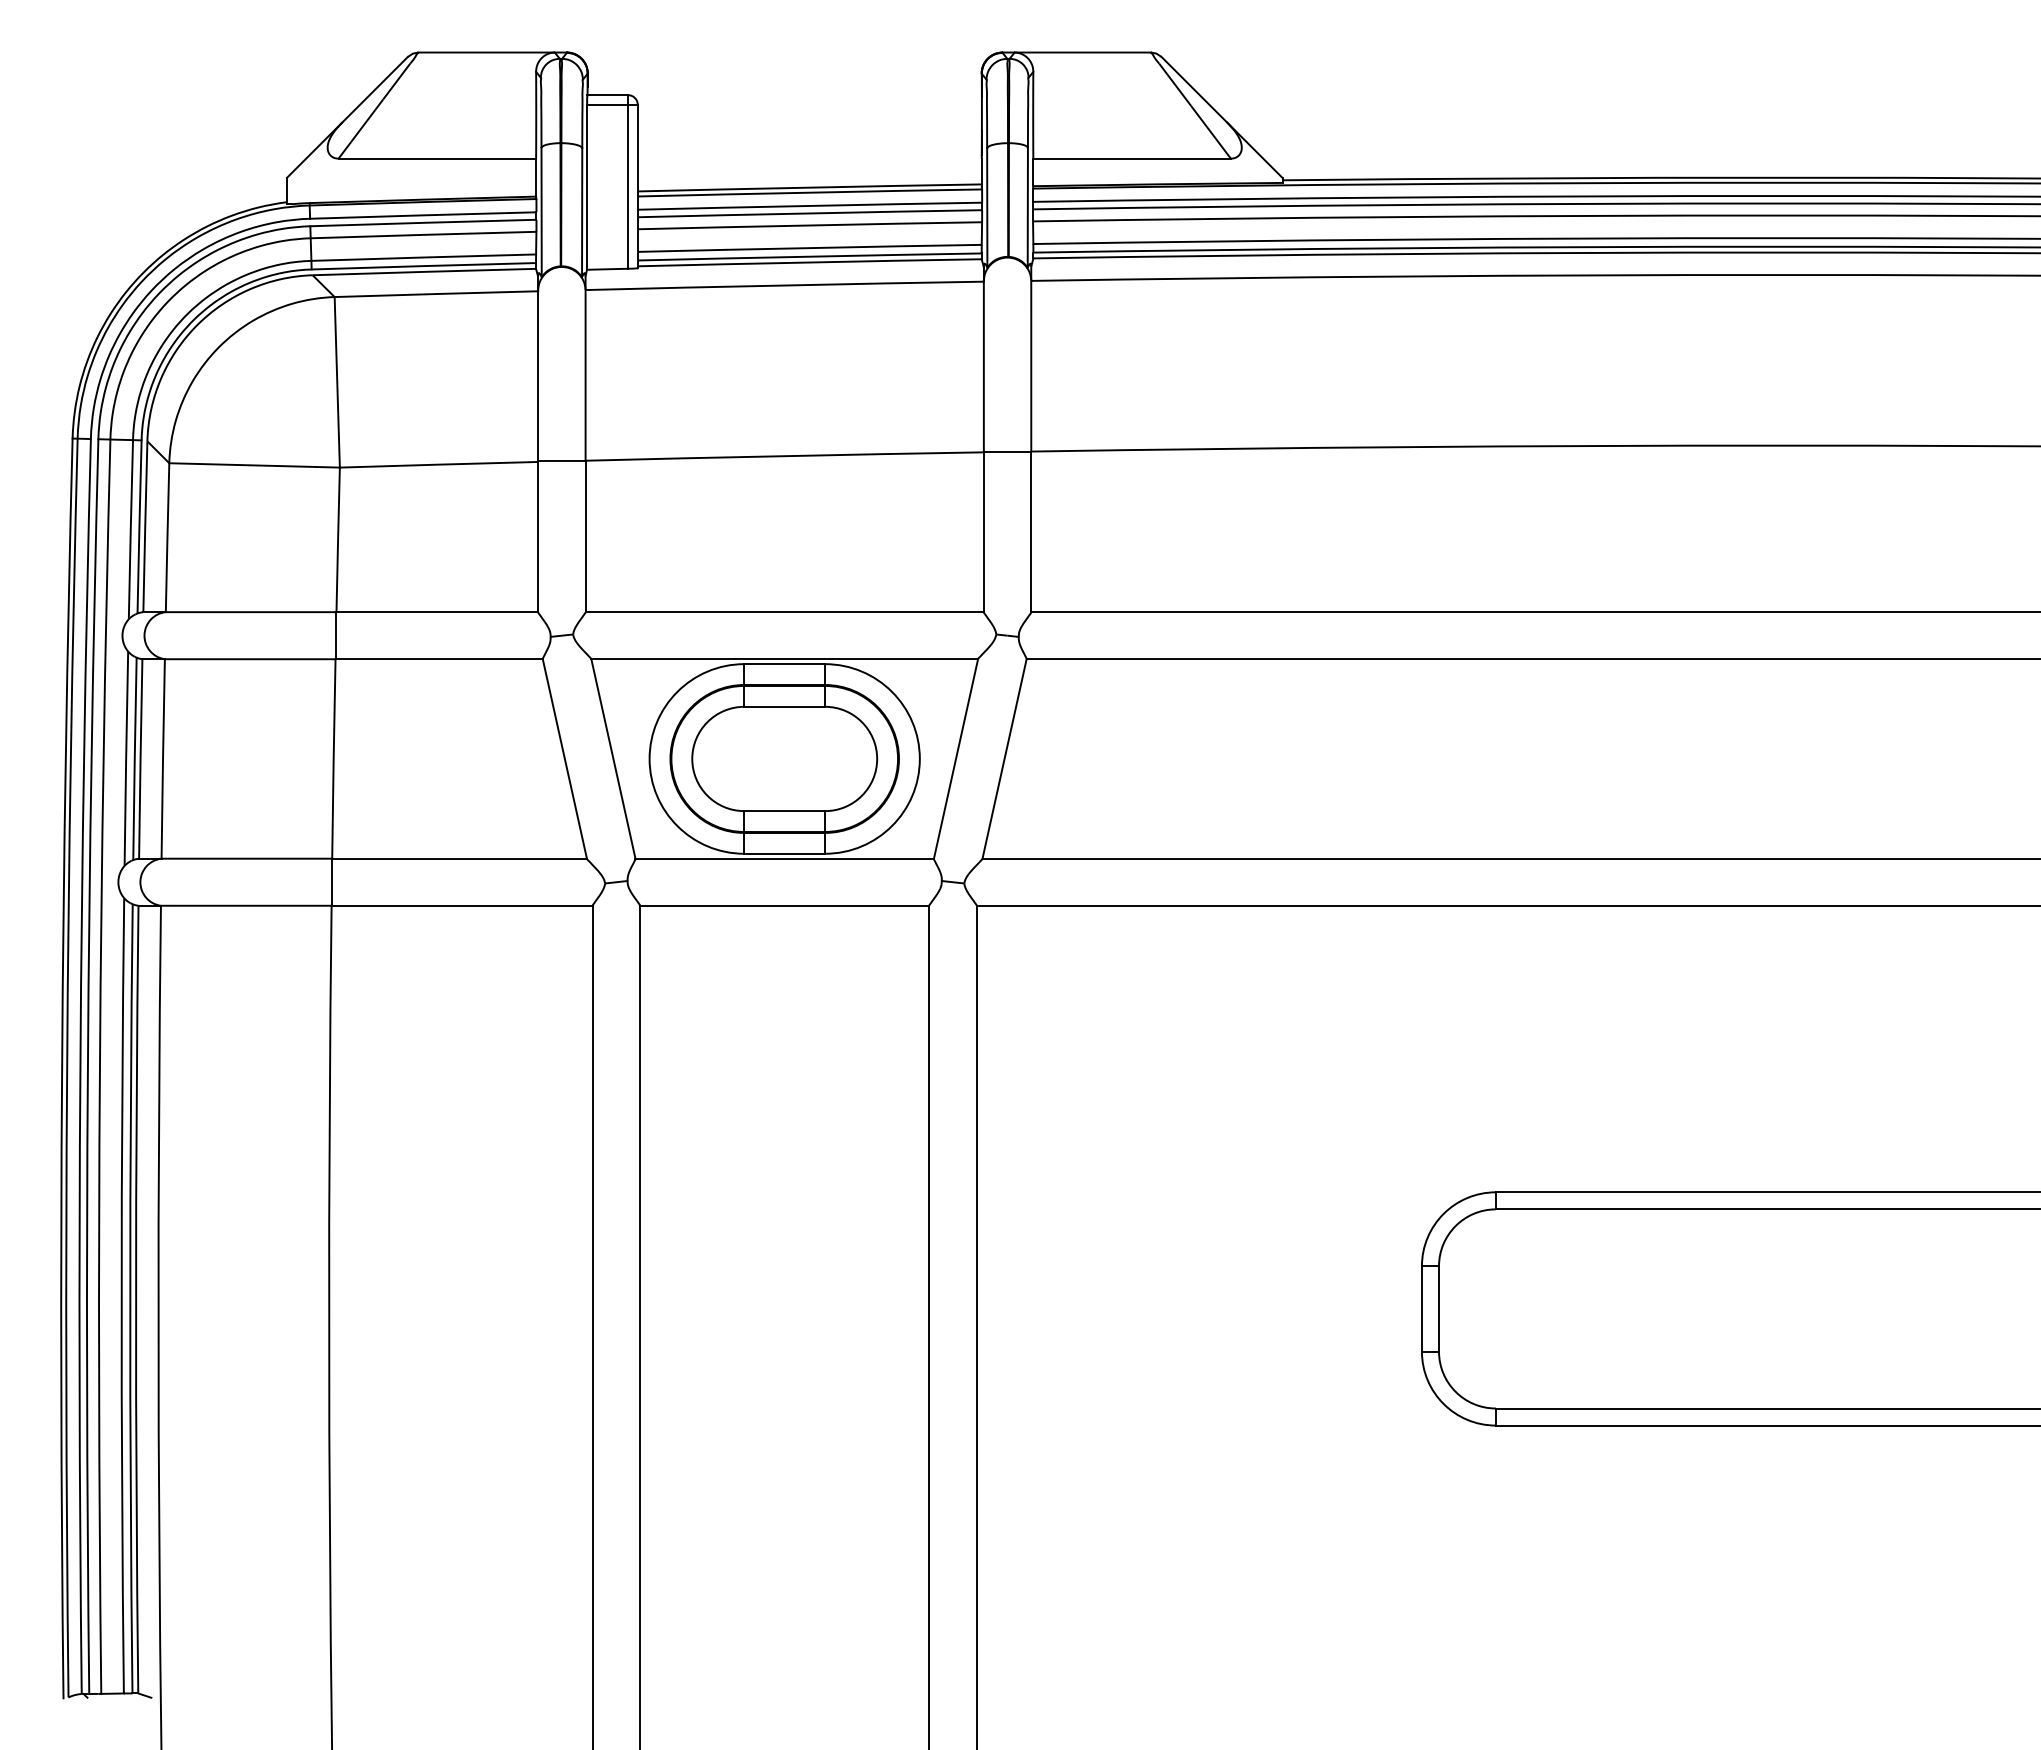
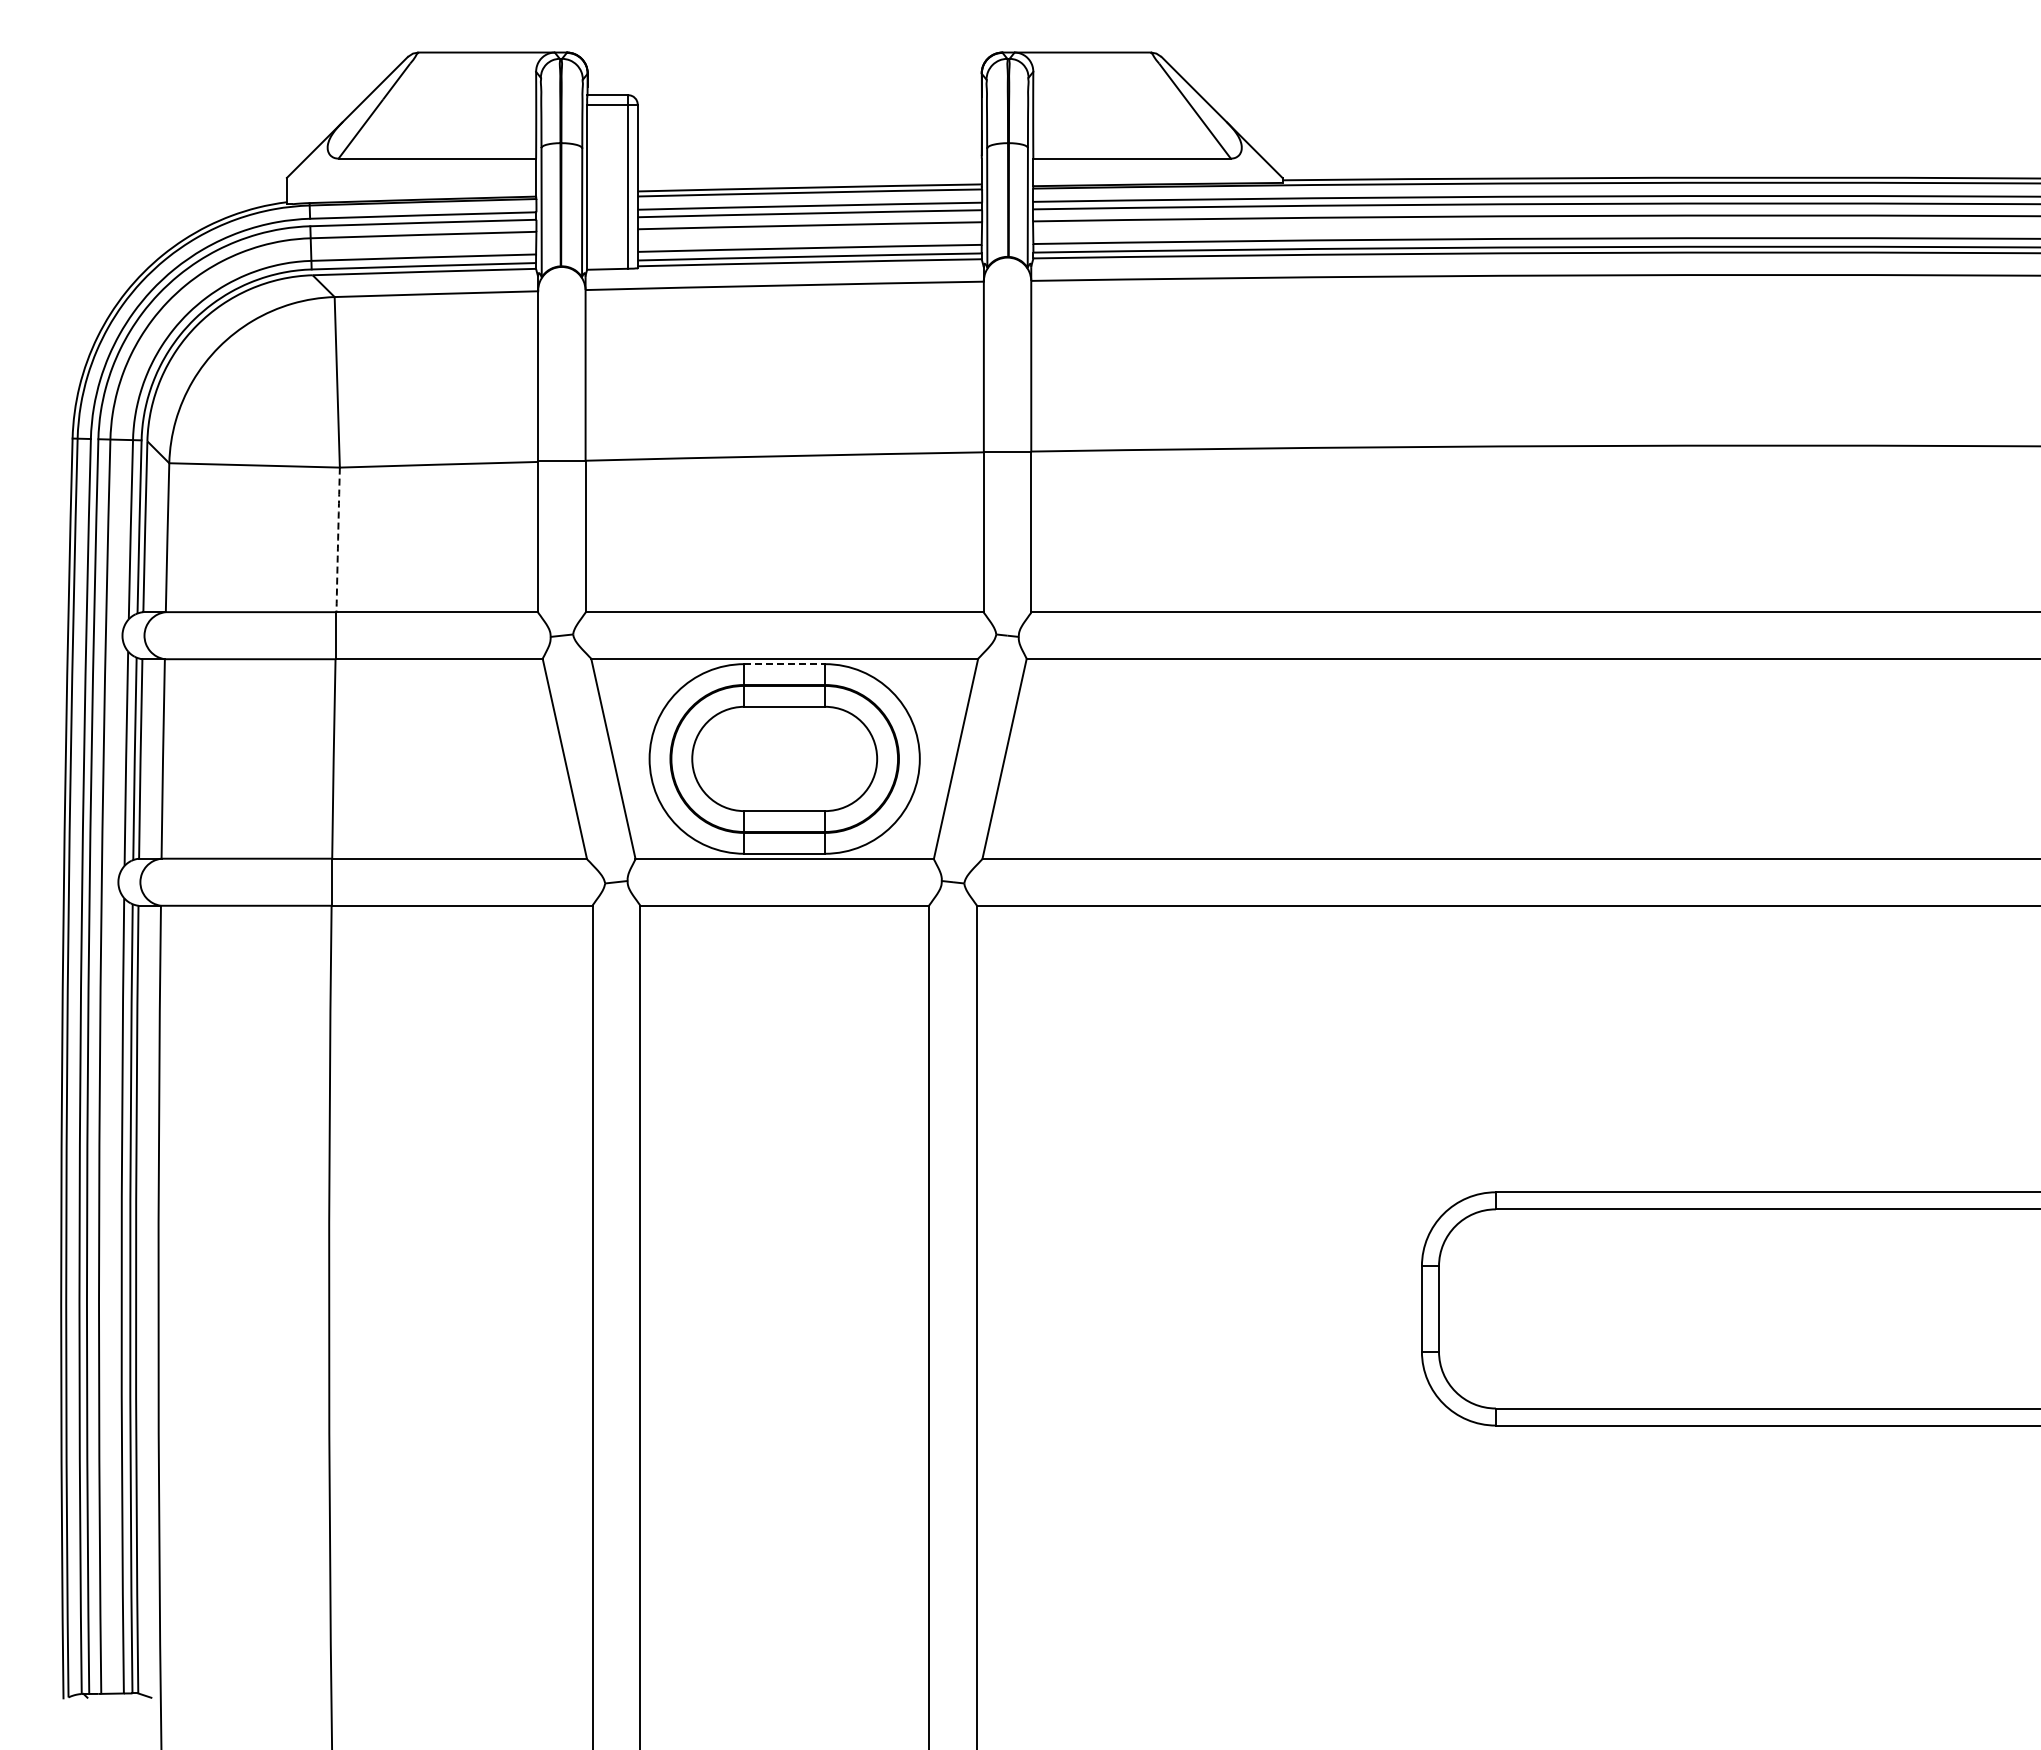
arc: solid -> dashed (338, 539)
line: solid -> dashed (785, 664)
